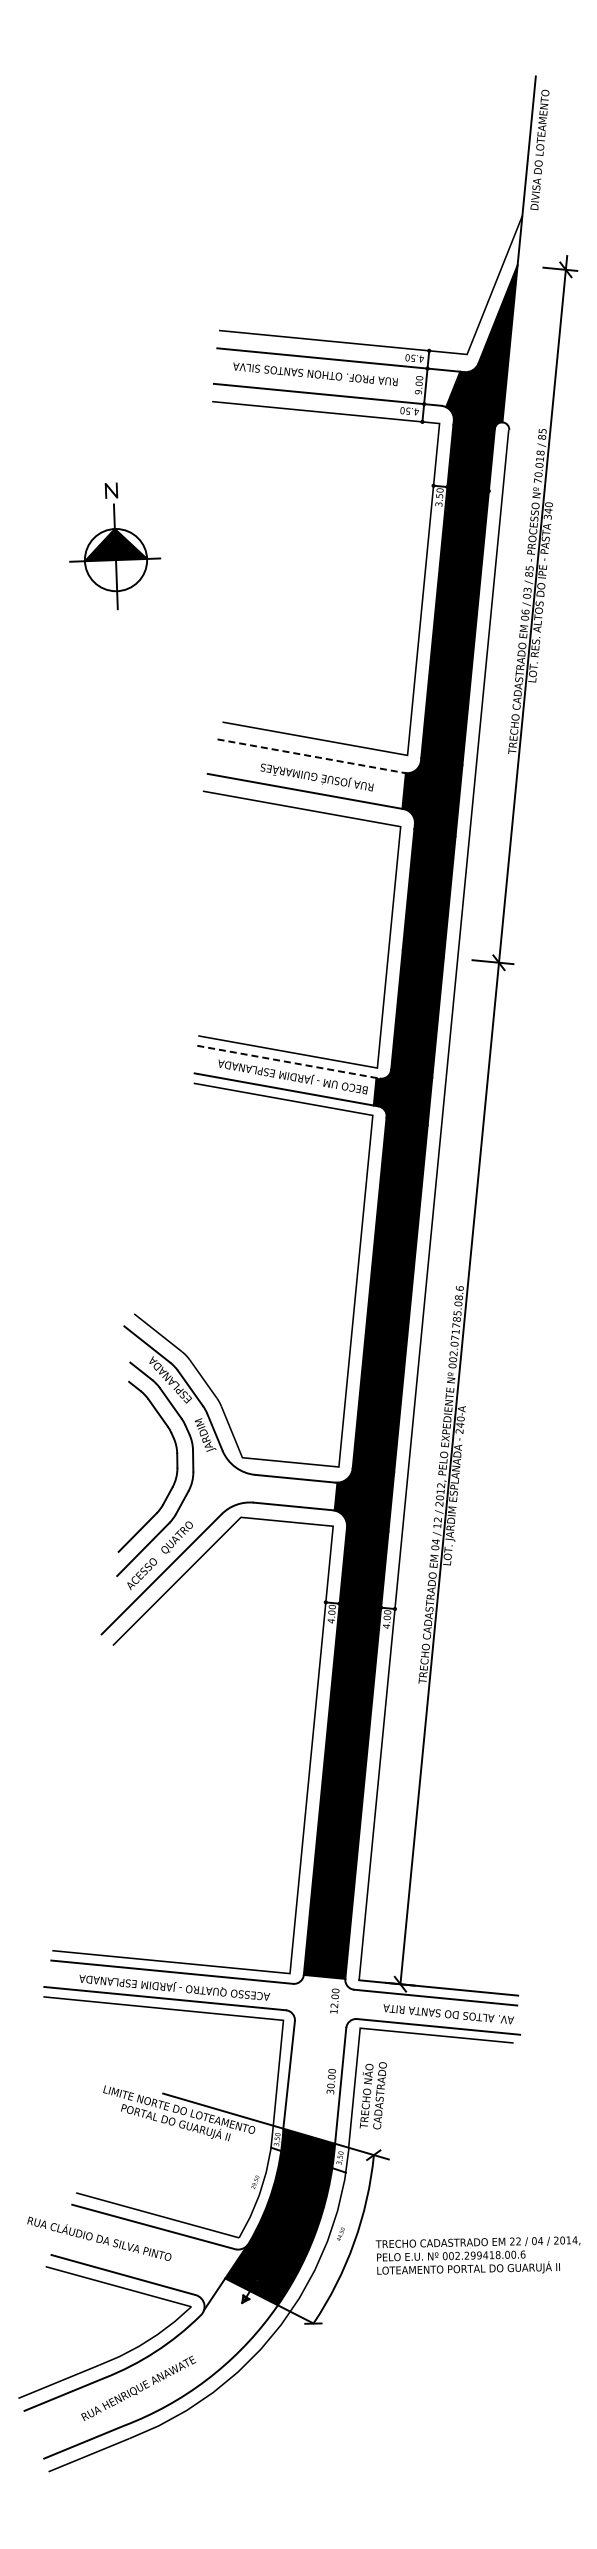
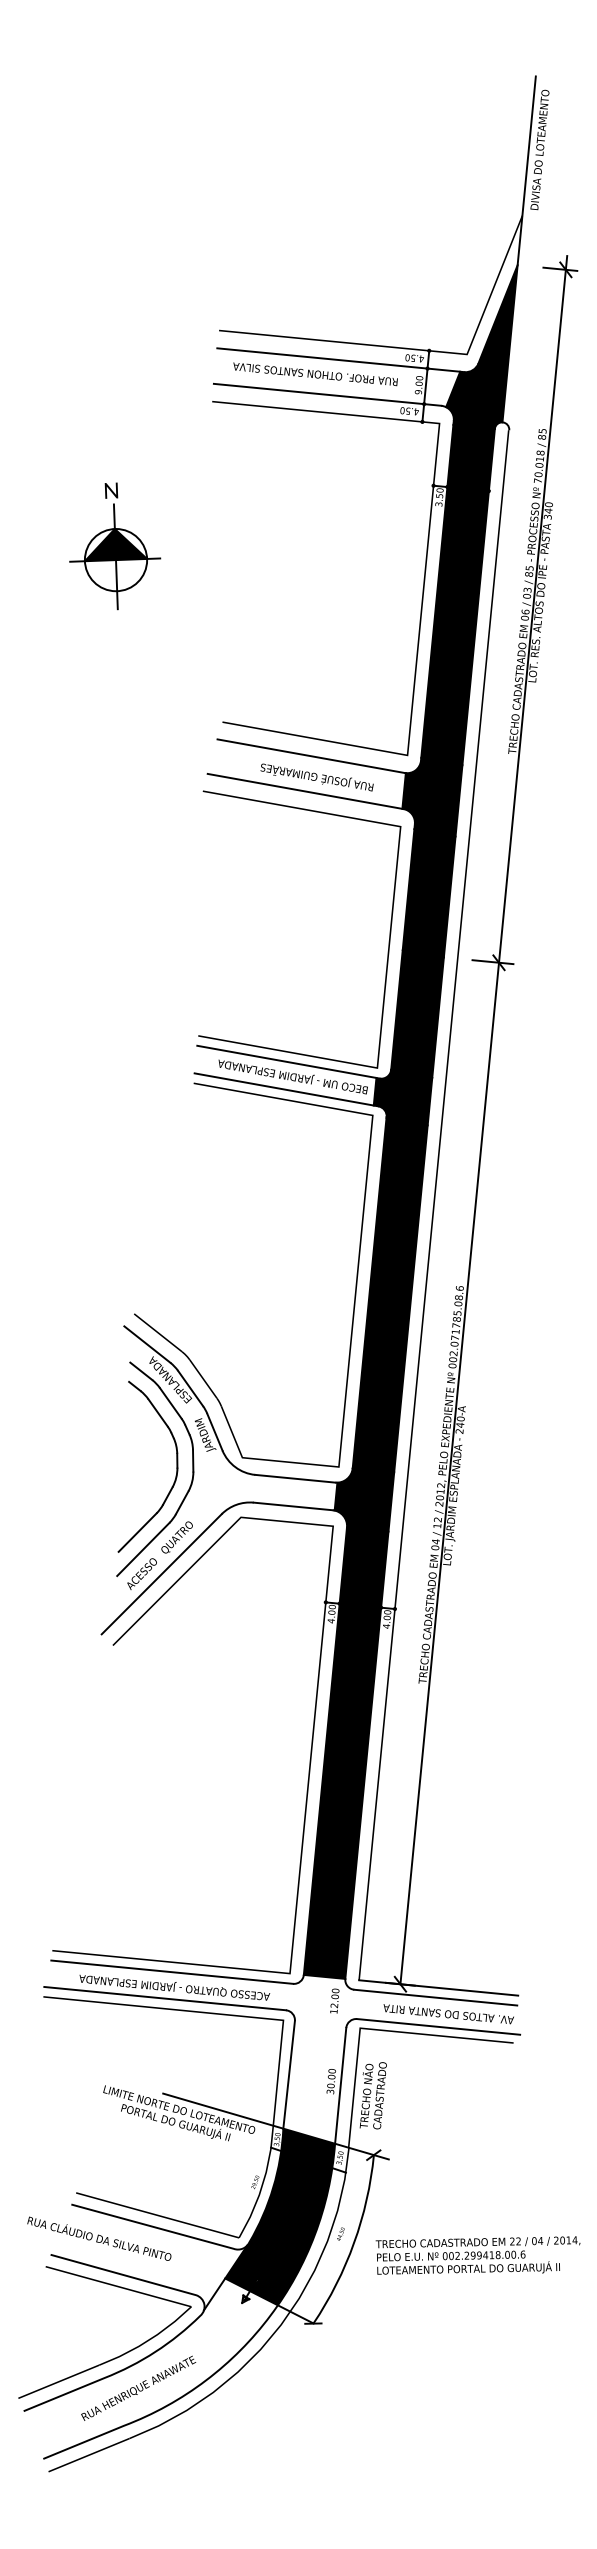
line: dashed -> solid (311, 756)
line: dashed -> solid (288, 1062)
